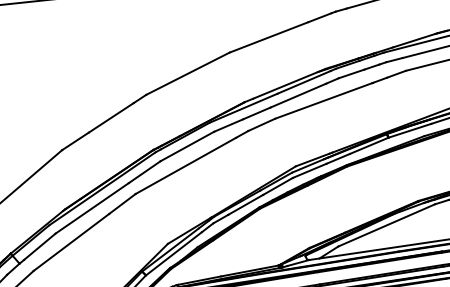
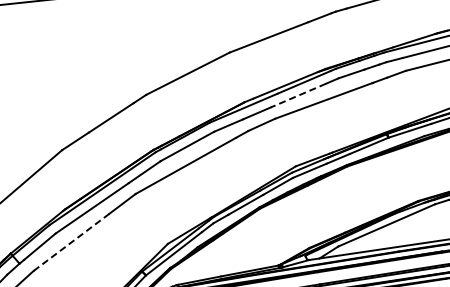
line: solid -> dashed (297, 95)
line: solid -> dashed (71, 242)
